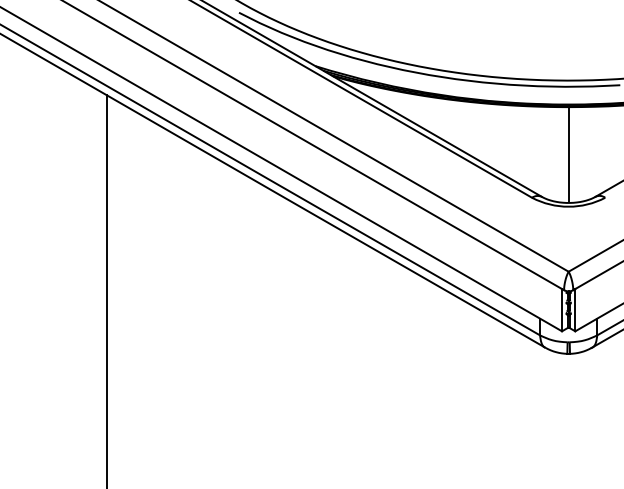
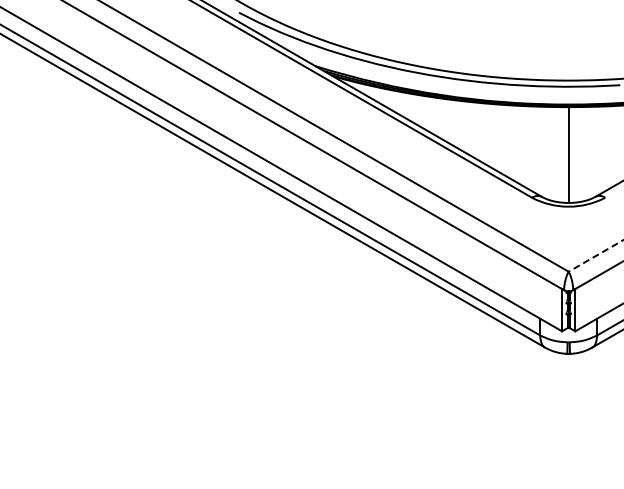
line: solid -> dashed (595, 256)
line: present -> none (107, 290)
